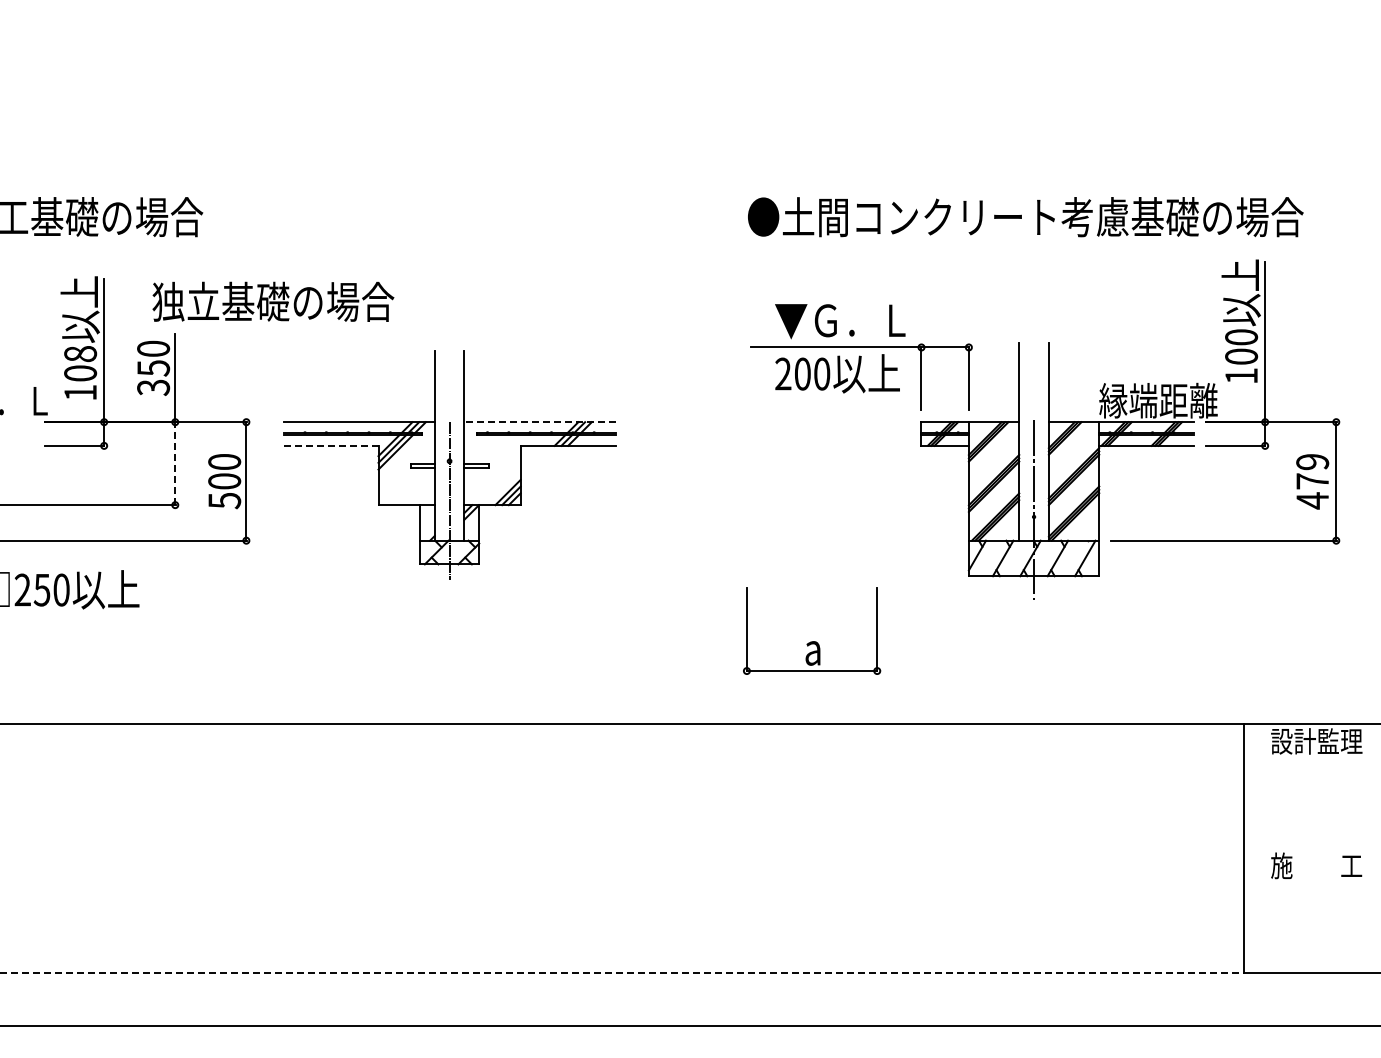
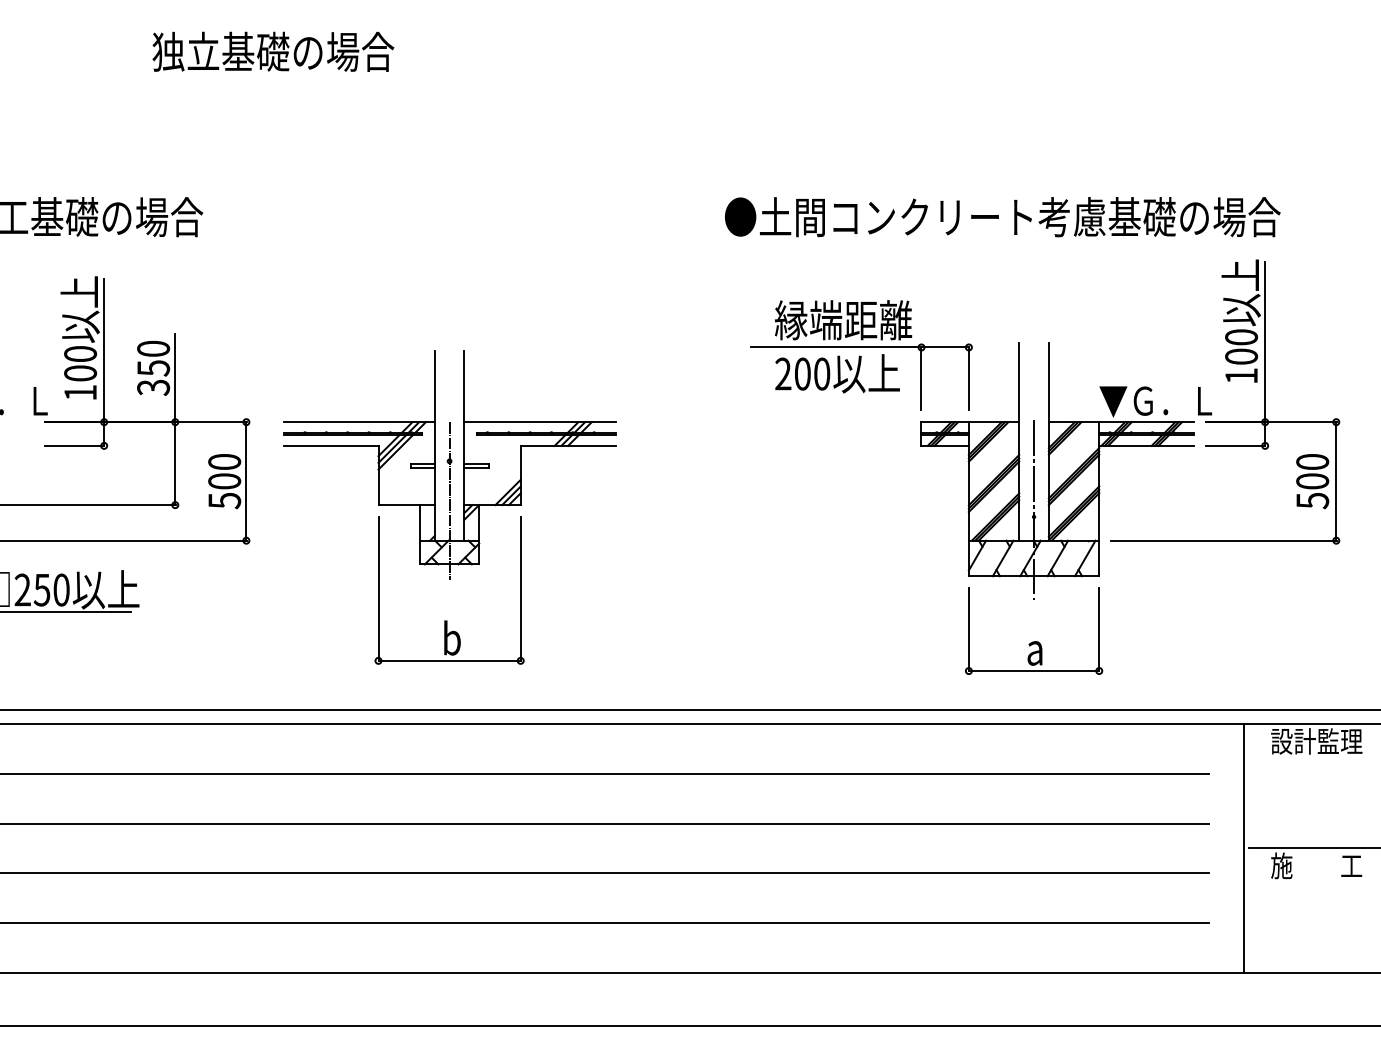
text position: (1025, 217) -> (1002, 217) (1002, 217)
text position: (273, 301) -> (273, 51) (273, 51)
text: ▼Ｇ．Ｌ -> 縁端距離 (843, 320)
text: 108 -> 100 (80, 354)
text: 縁端距離 -> ▼Ｇ．Ｌ (1158, 400)
line: dashed -> solid (539, 422)
line: dashed -> solid (330, 445)
line: dashed -> solid (175, 463)
text: 479 -> 500 (1312, 481)
line: none -> present (66, 611)
part: none -> present (447, 620)
part position: (812, 641) -> (1034, 641) (1034, 641)
line: none -> present (689, 709)
line: none -> present (605, 773)
line: none -> present (605, 823)
line: none -> present (1313, 848)
line: none -> present (605, 873)
line: none -> present (605, 923)
line: dashed -> solid (622, 972)
